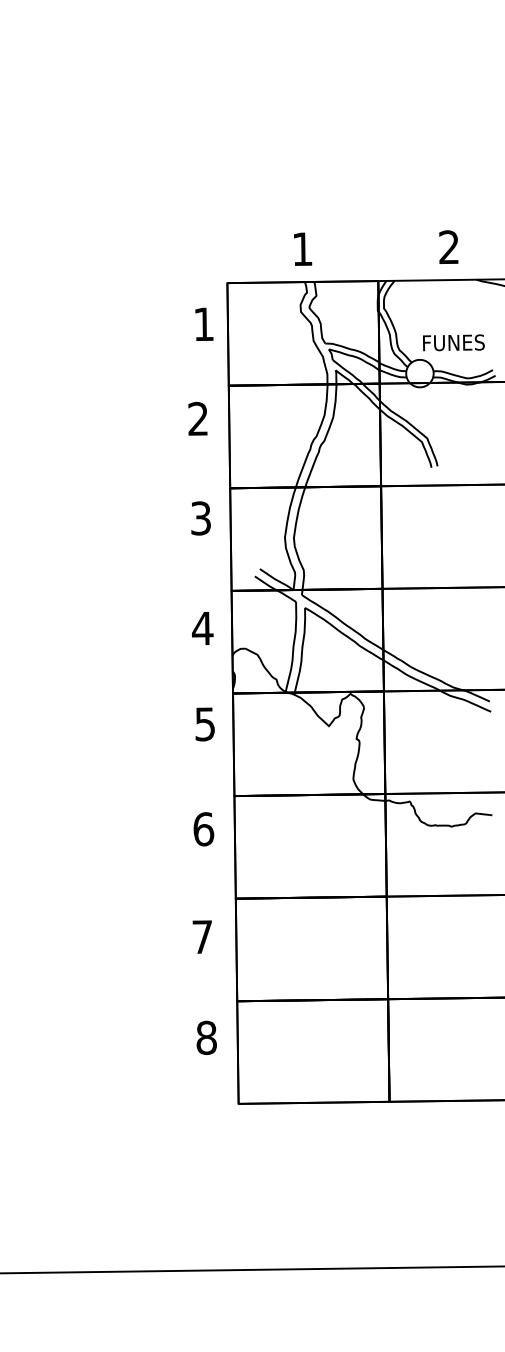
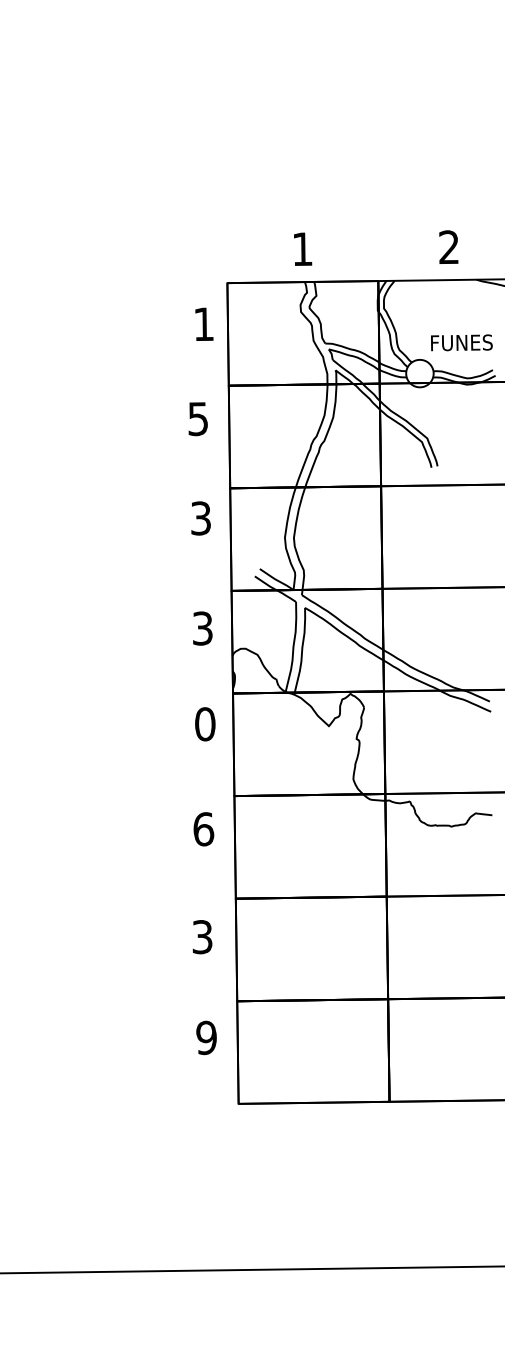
text position: (453, 342) -> (461, 342) (461, 342)
text: 2 -> 5 (197, 418)
text: 4 -> 3 (202, 628)
text: 5 -> 0 (205, 724)
text: 7 -> 3 (202, 937)
text: 8 -> 9 (206, 1037)
